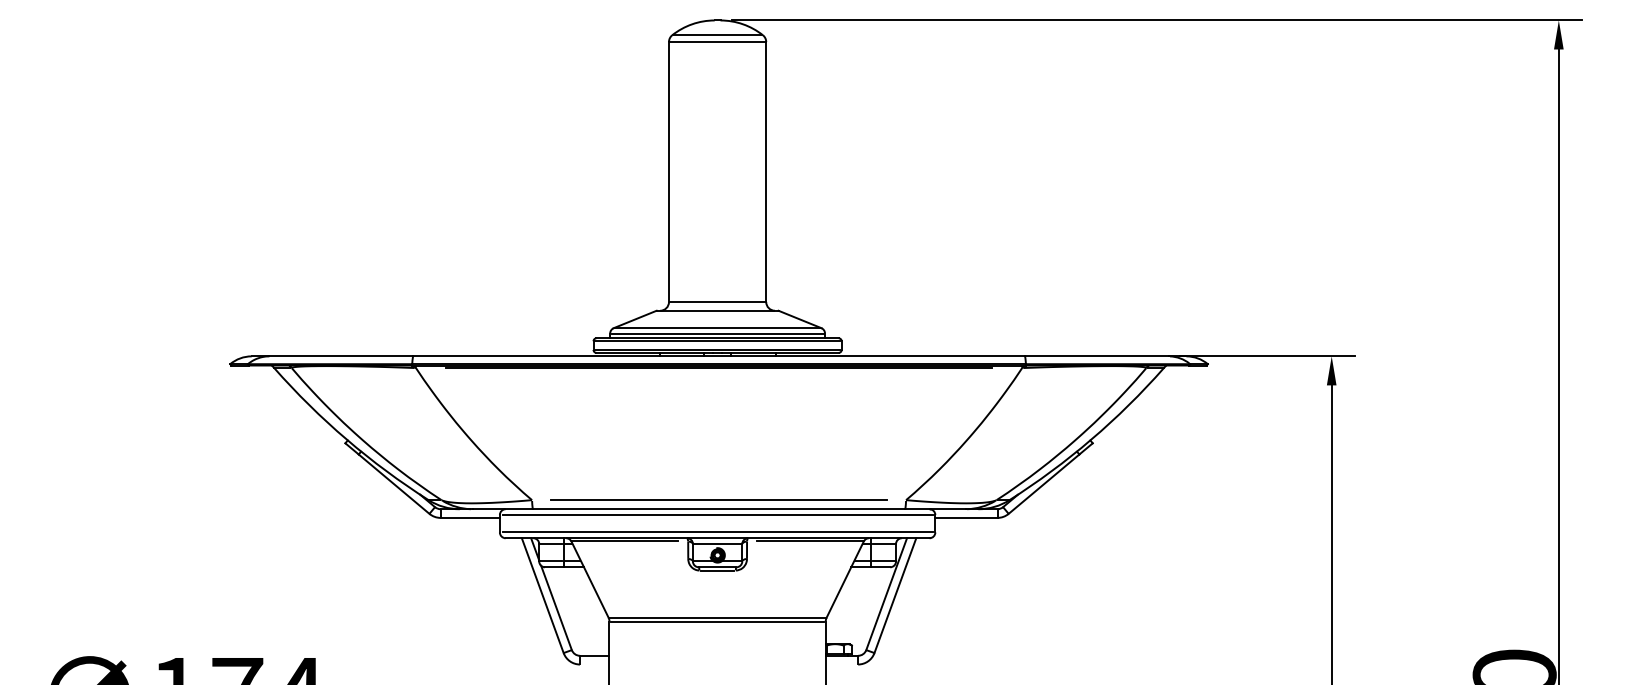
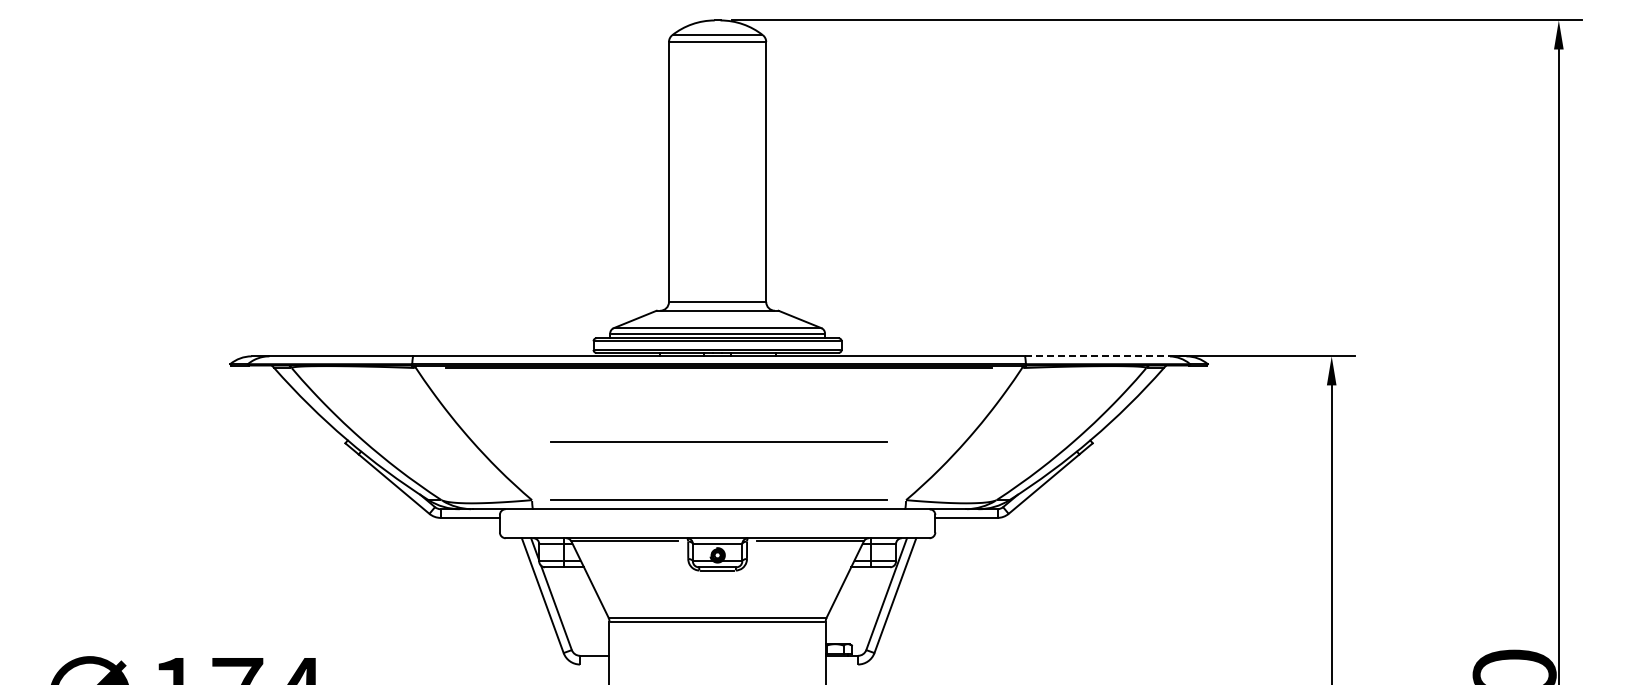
line: solid -> dashed (1096, 356)
line: none -> present (718, 441)
line: present -> none (717, 515)
line: present -> none (717, 532)
